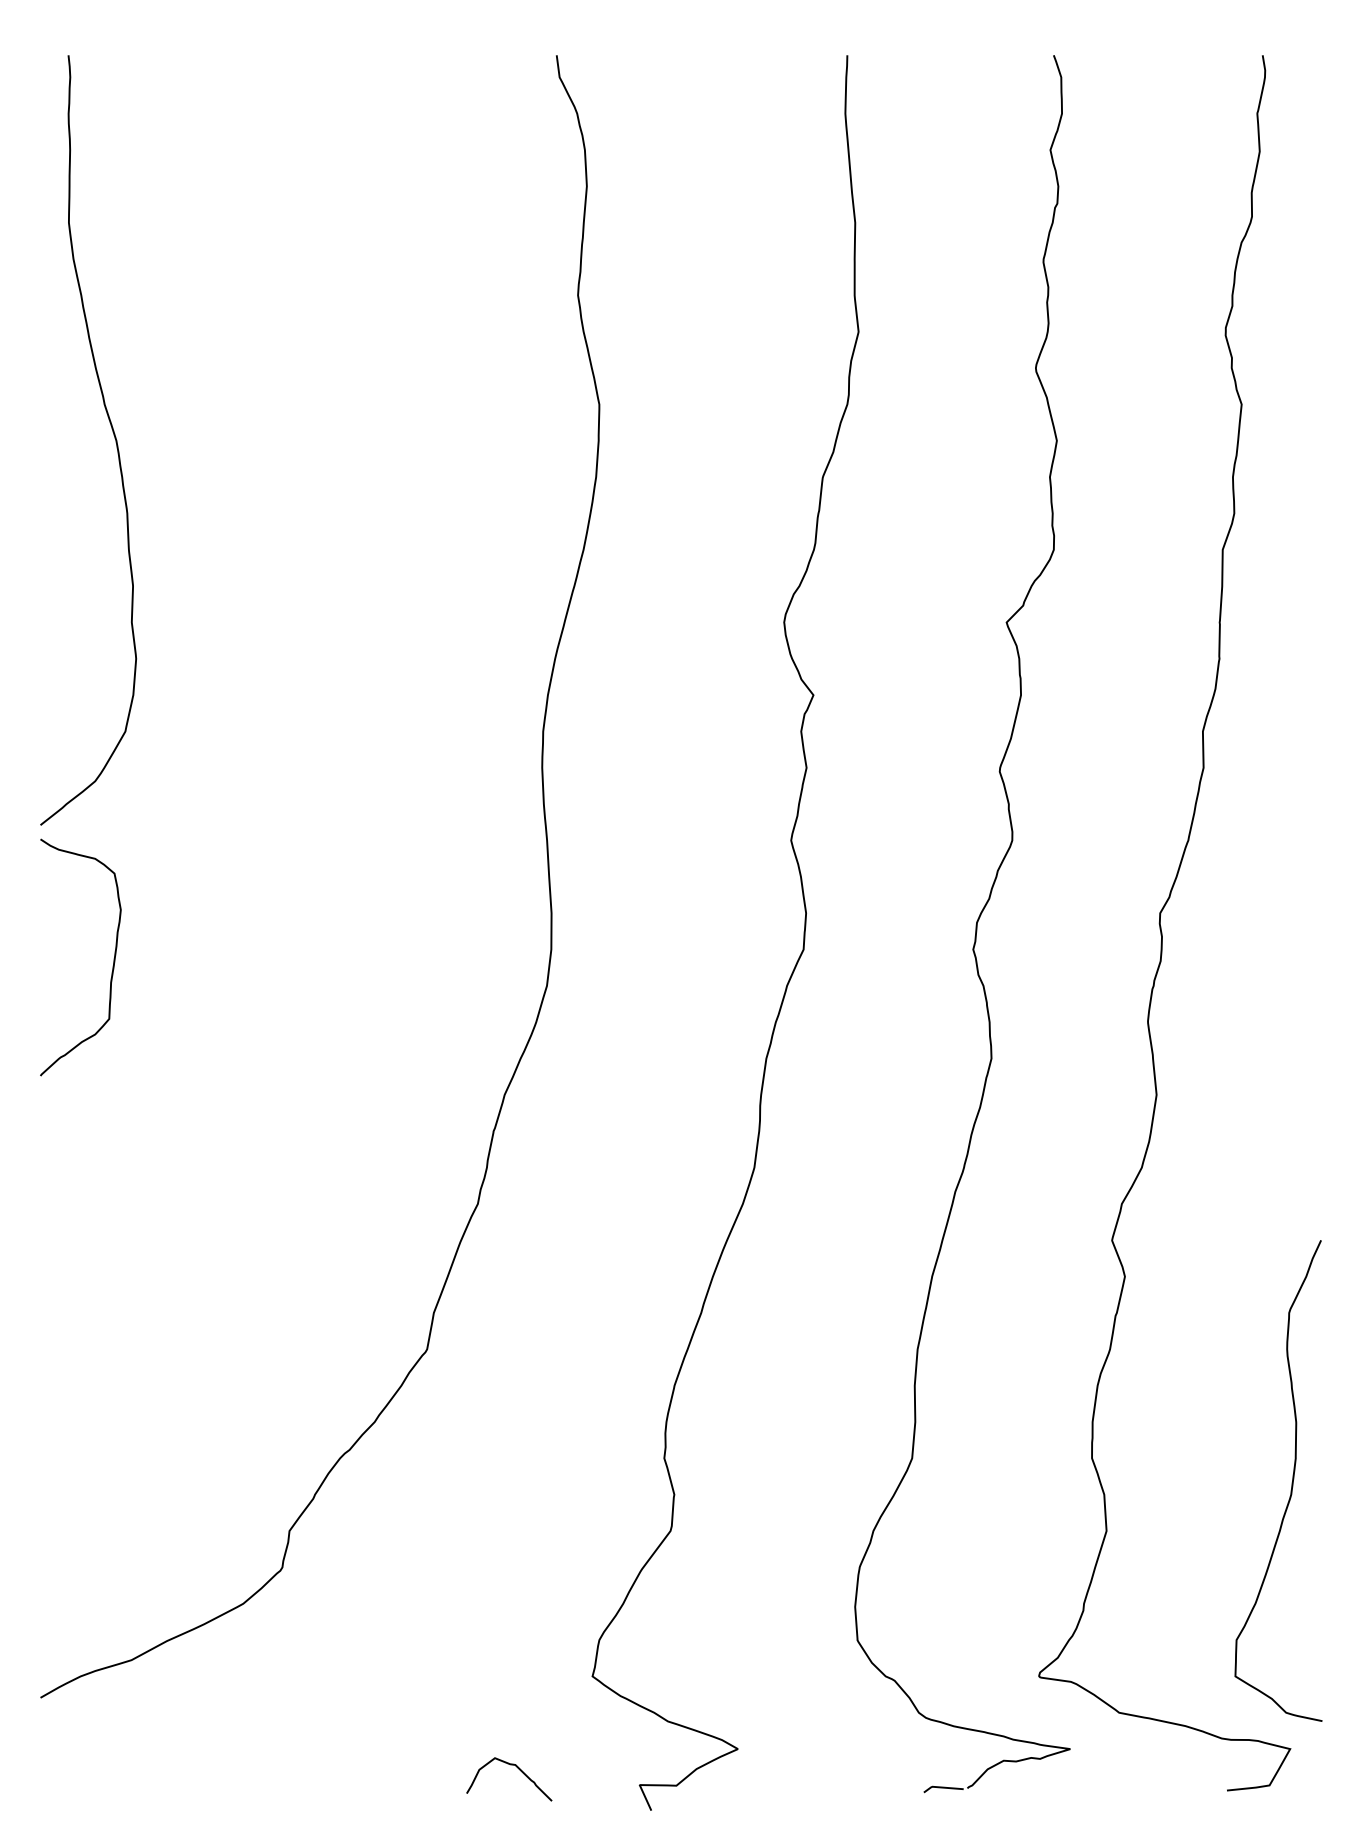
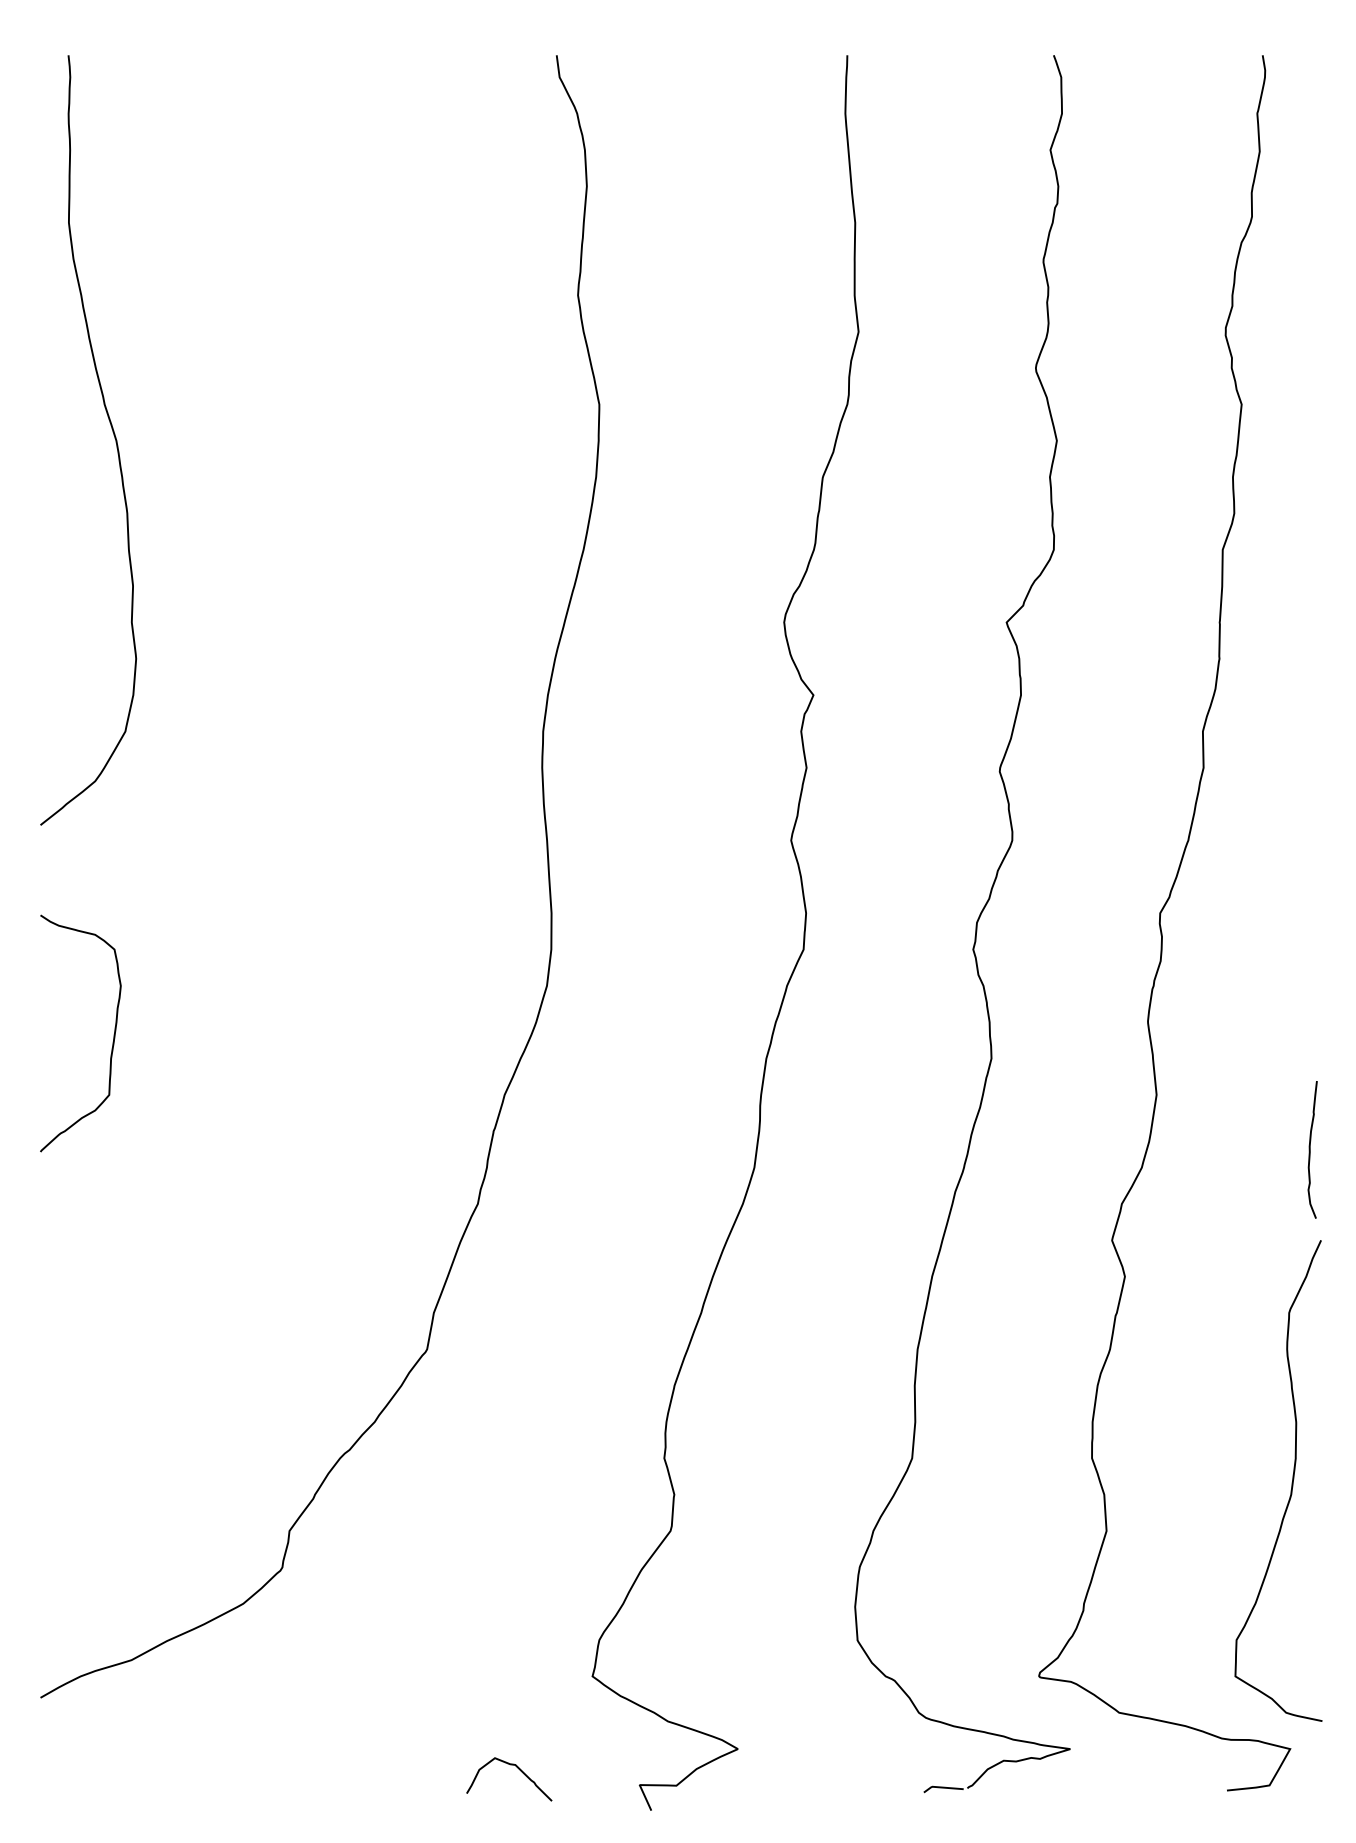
curve position: (113, 958) -> (113, 1034) (113, 1034)
curve: none -> present (1310, 1149)
